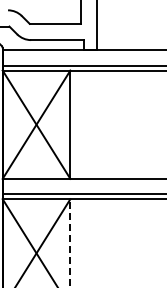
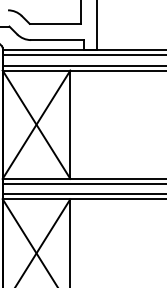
line: none -> present (82, 55)
line: none -> present (82, 183)
line: dashed -> solid (70, 242)
